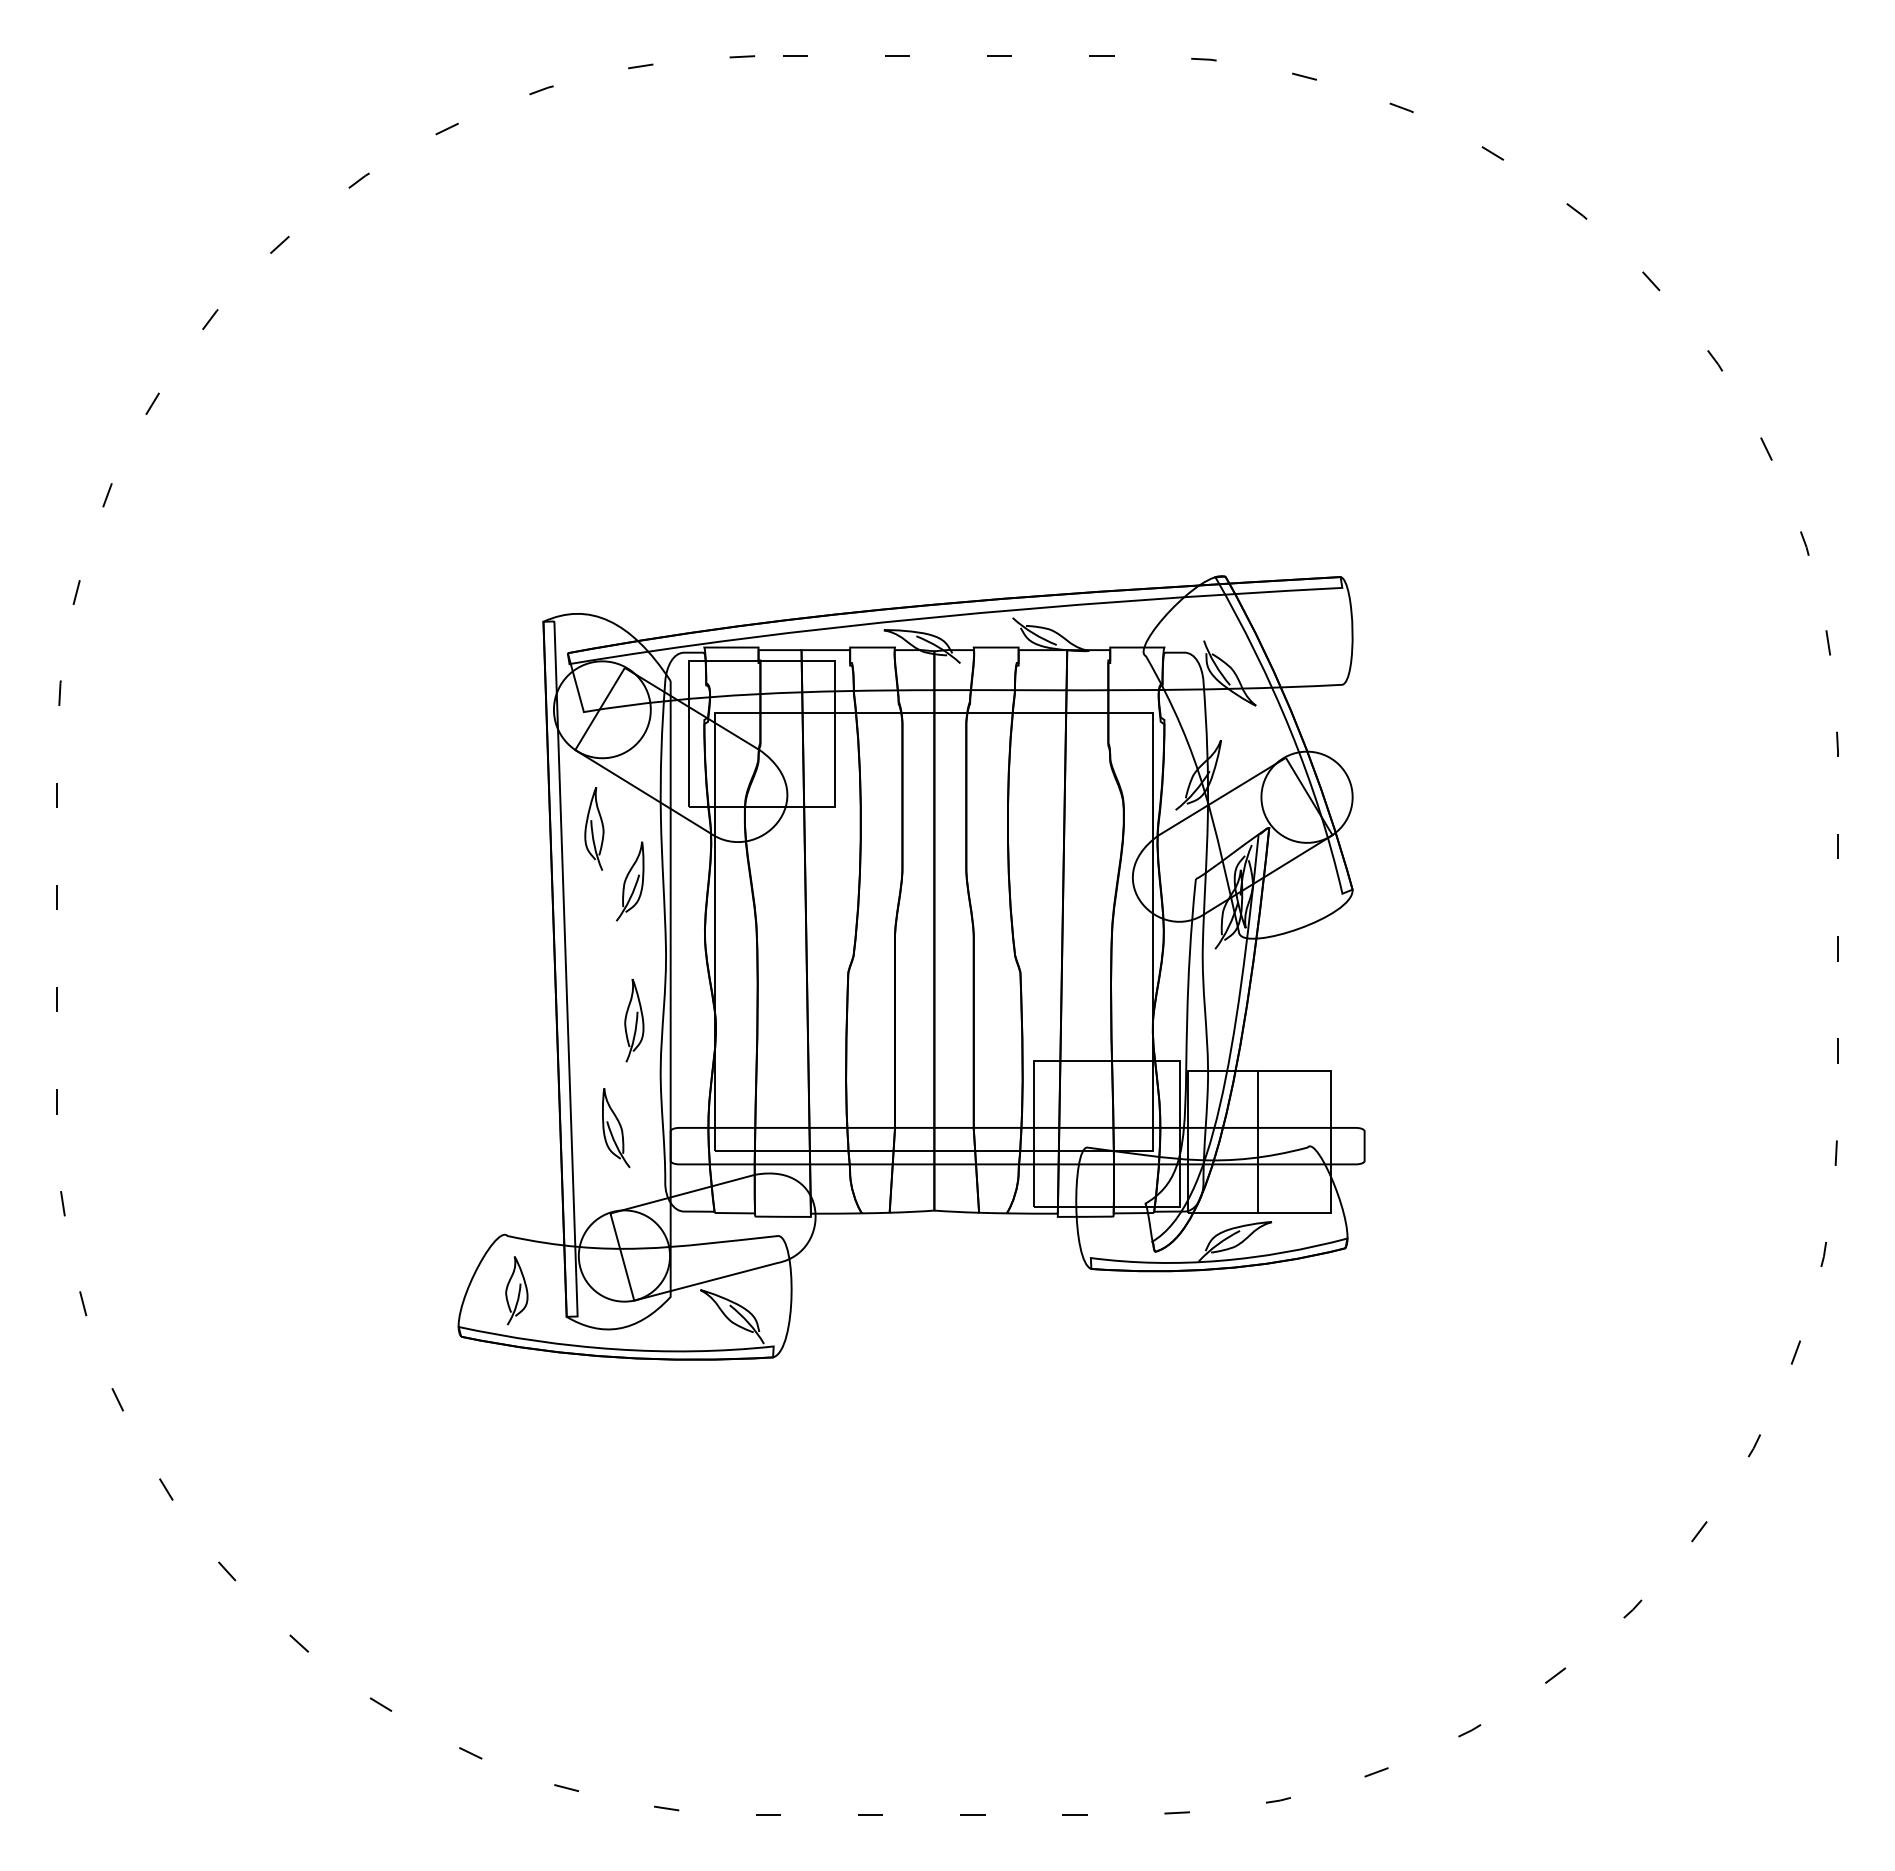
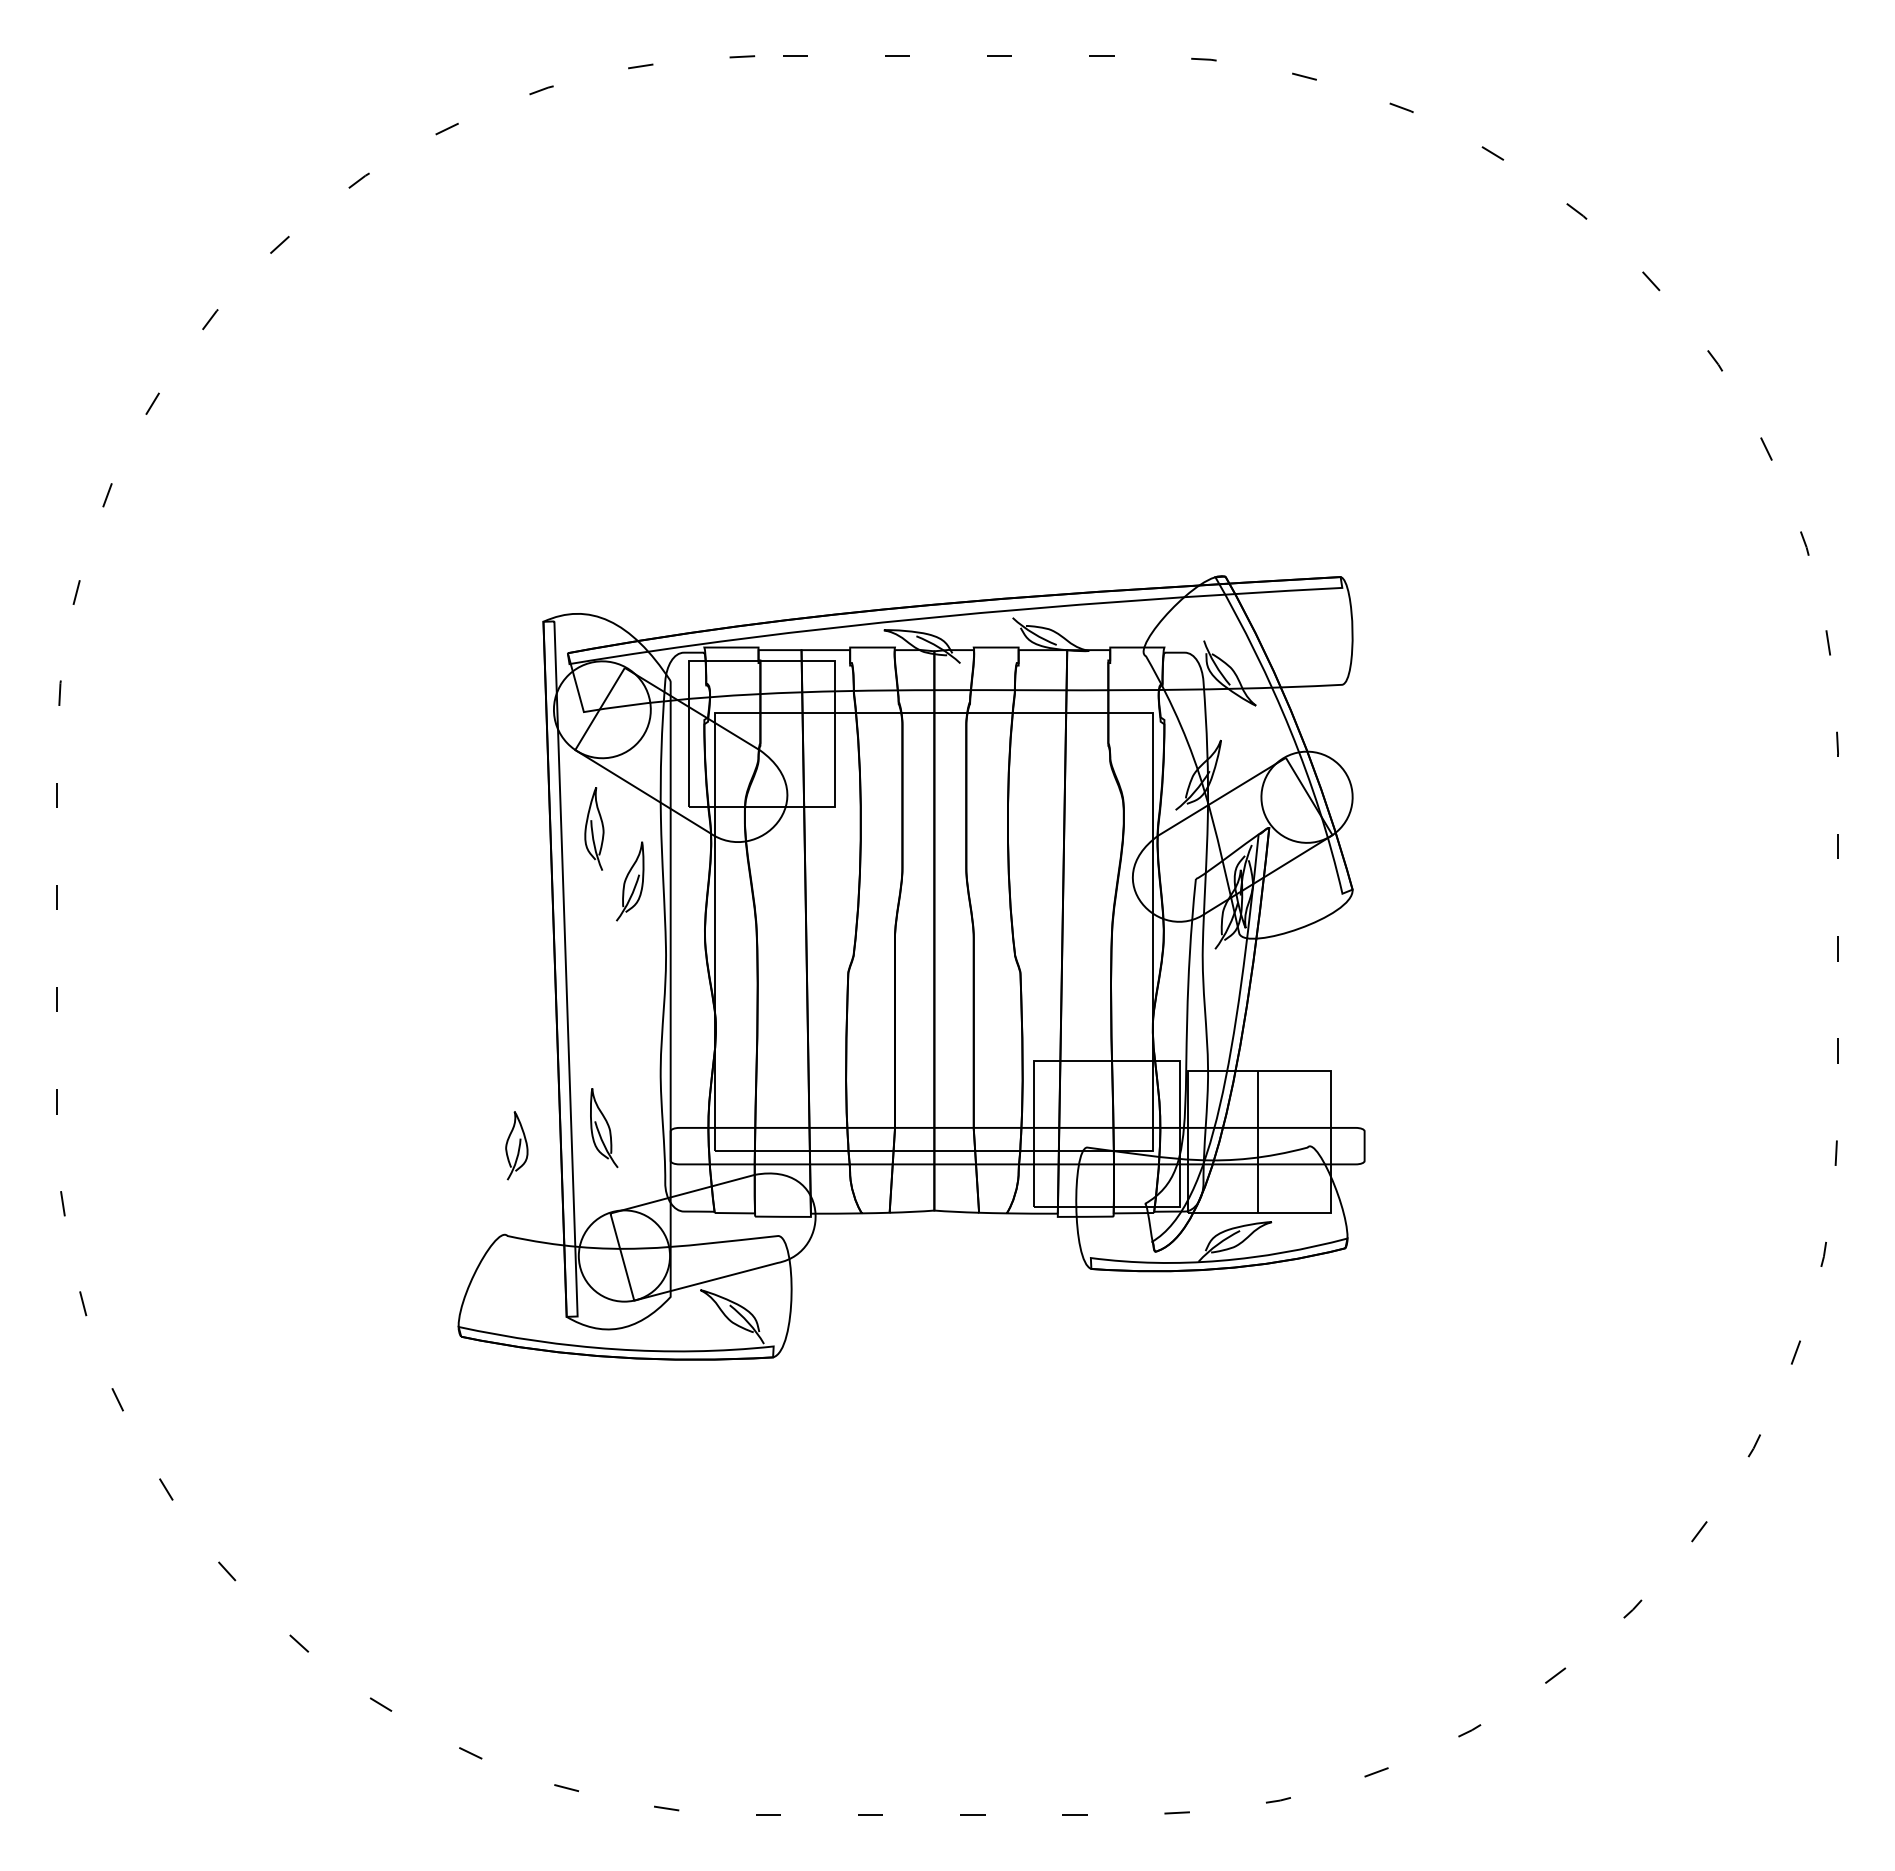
part: present -> none (634, 1020)
part position: (616, 1128) -> (604, 1128) (604, 1128)
part position: (516, 1290) -> (516, 1145) (516, 1145)
